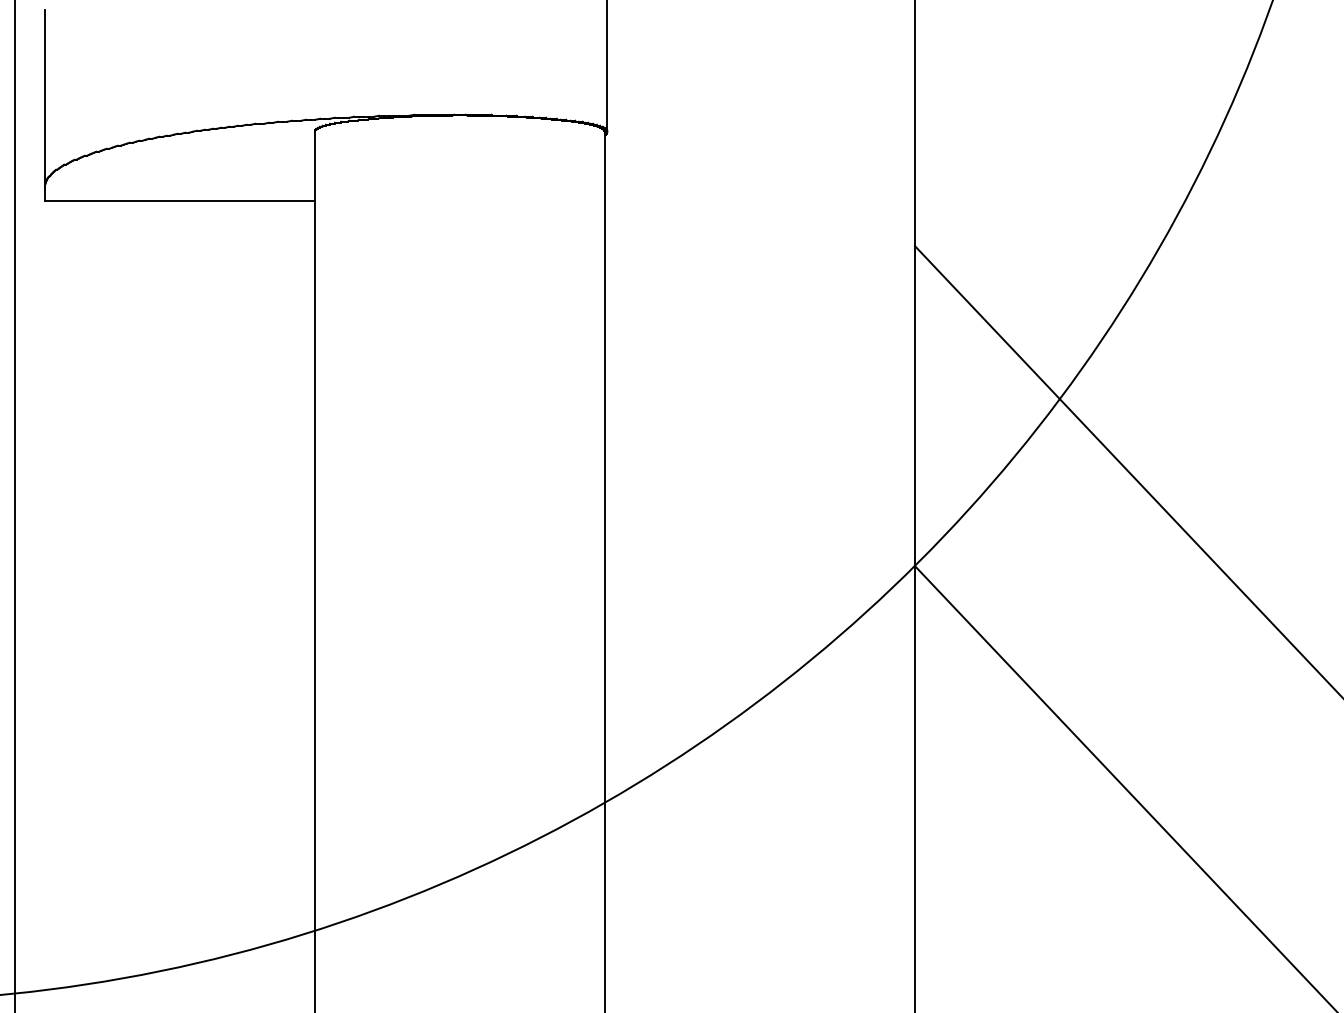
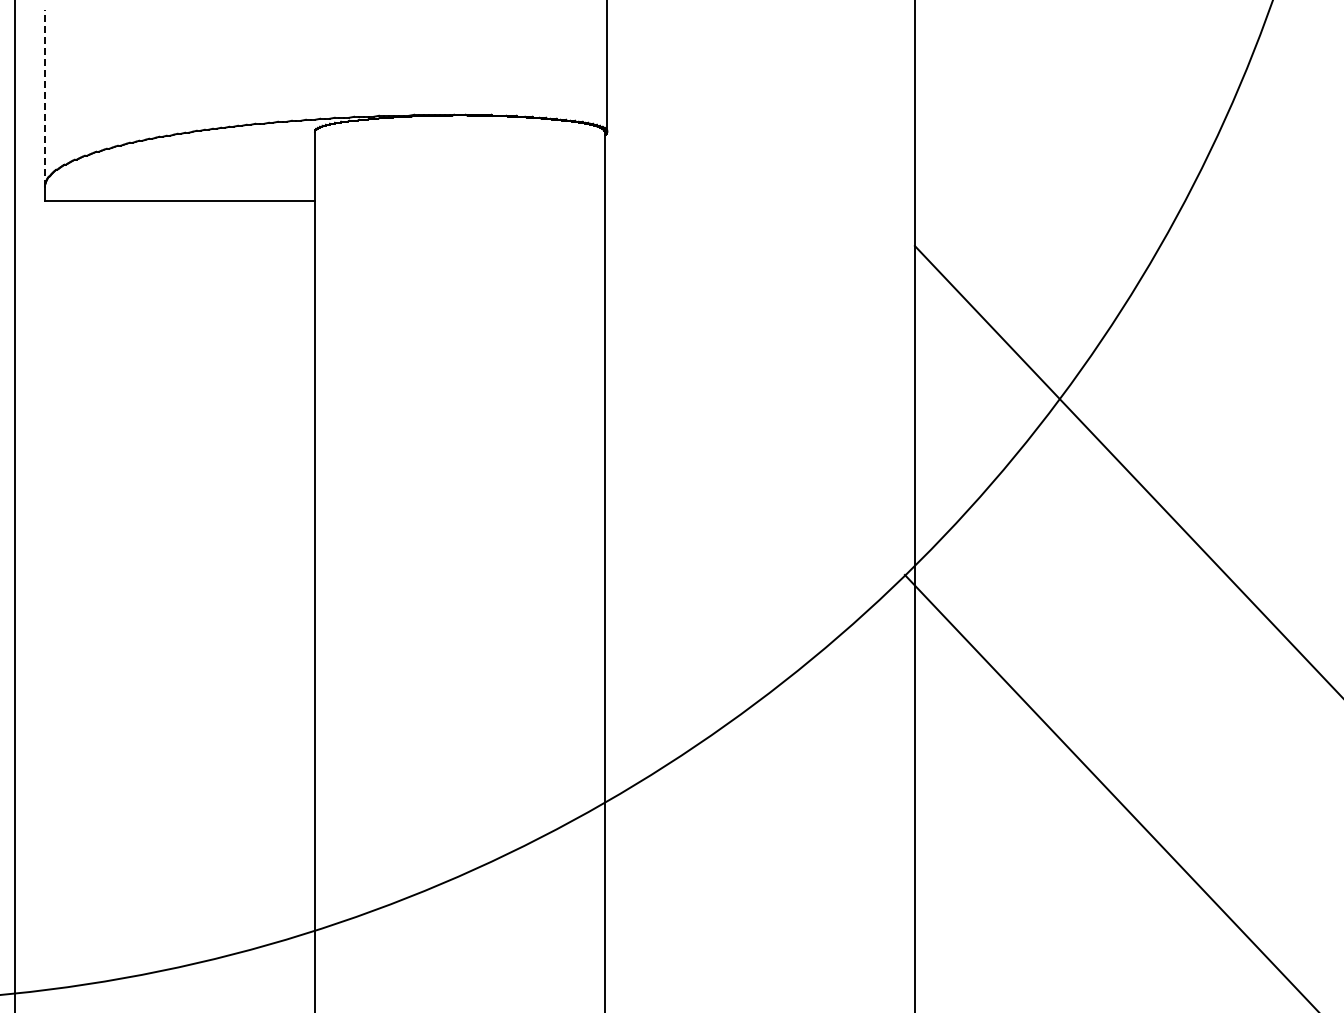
line: solid -> dashed (44, 98)
line position: (1124, 787) -> (1110, 791) (1110, 791)
